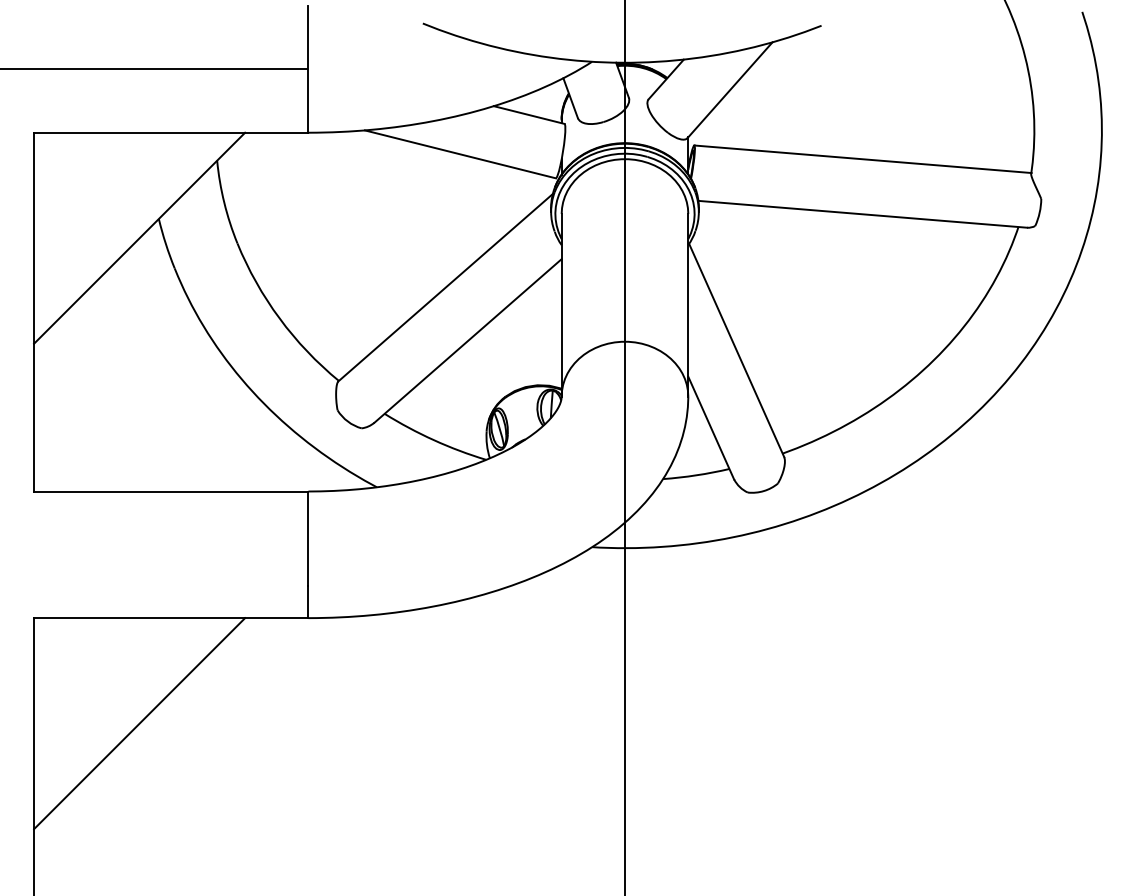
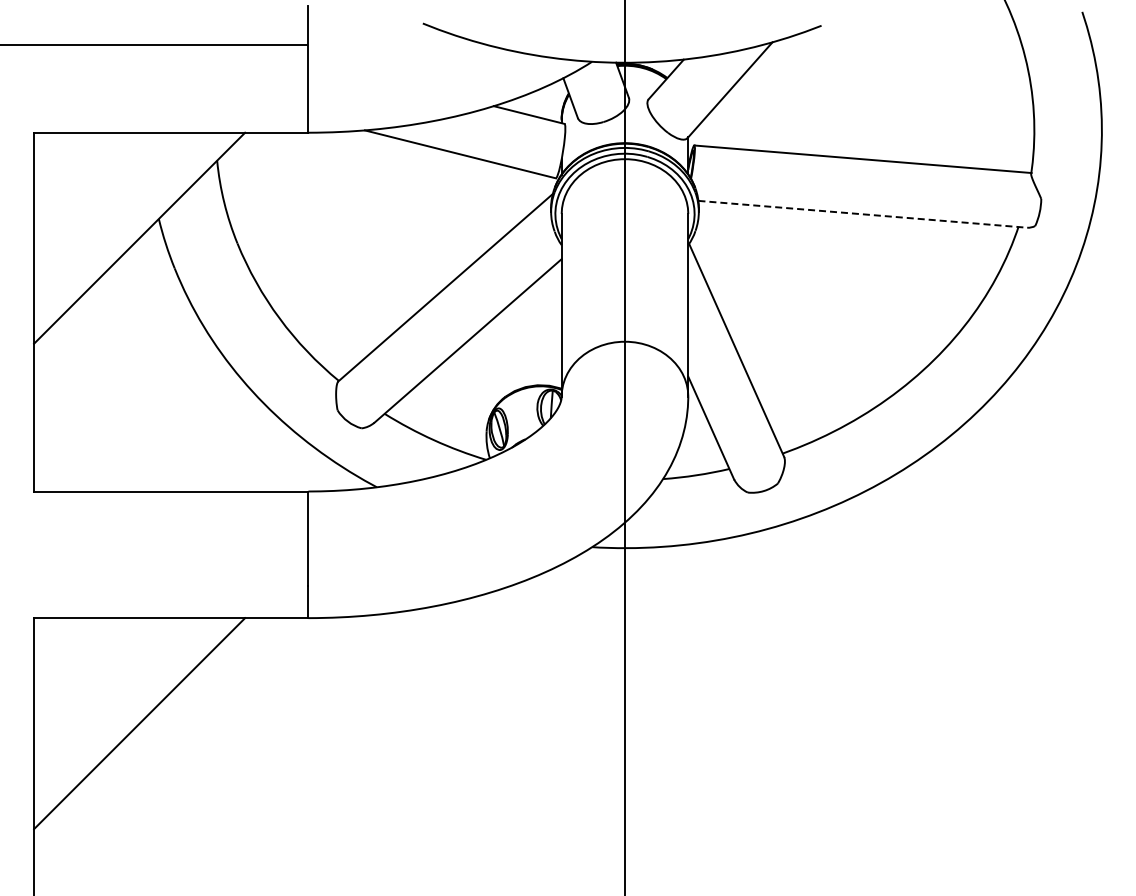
line position: (155, 69) -> (155, 45) (155, 45)
line: solid -> dashed (862, 214)
